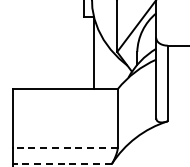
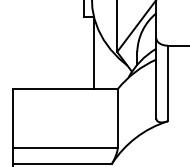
line: dashed -> solid (64, 148)
line: dashed -> solid (61, 164)
